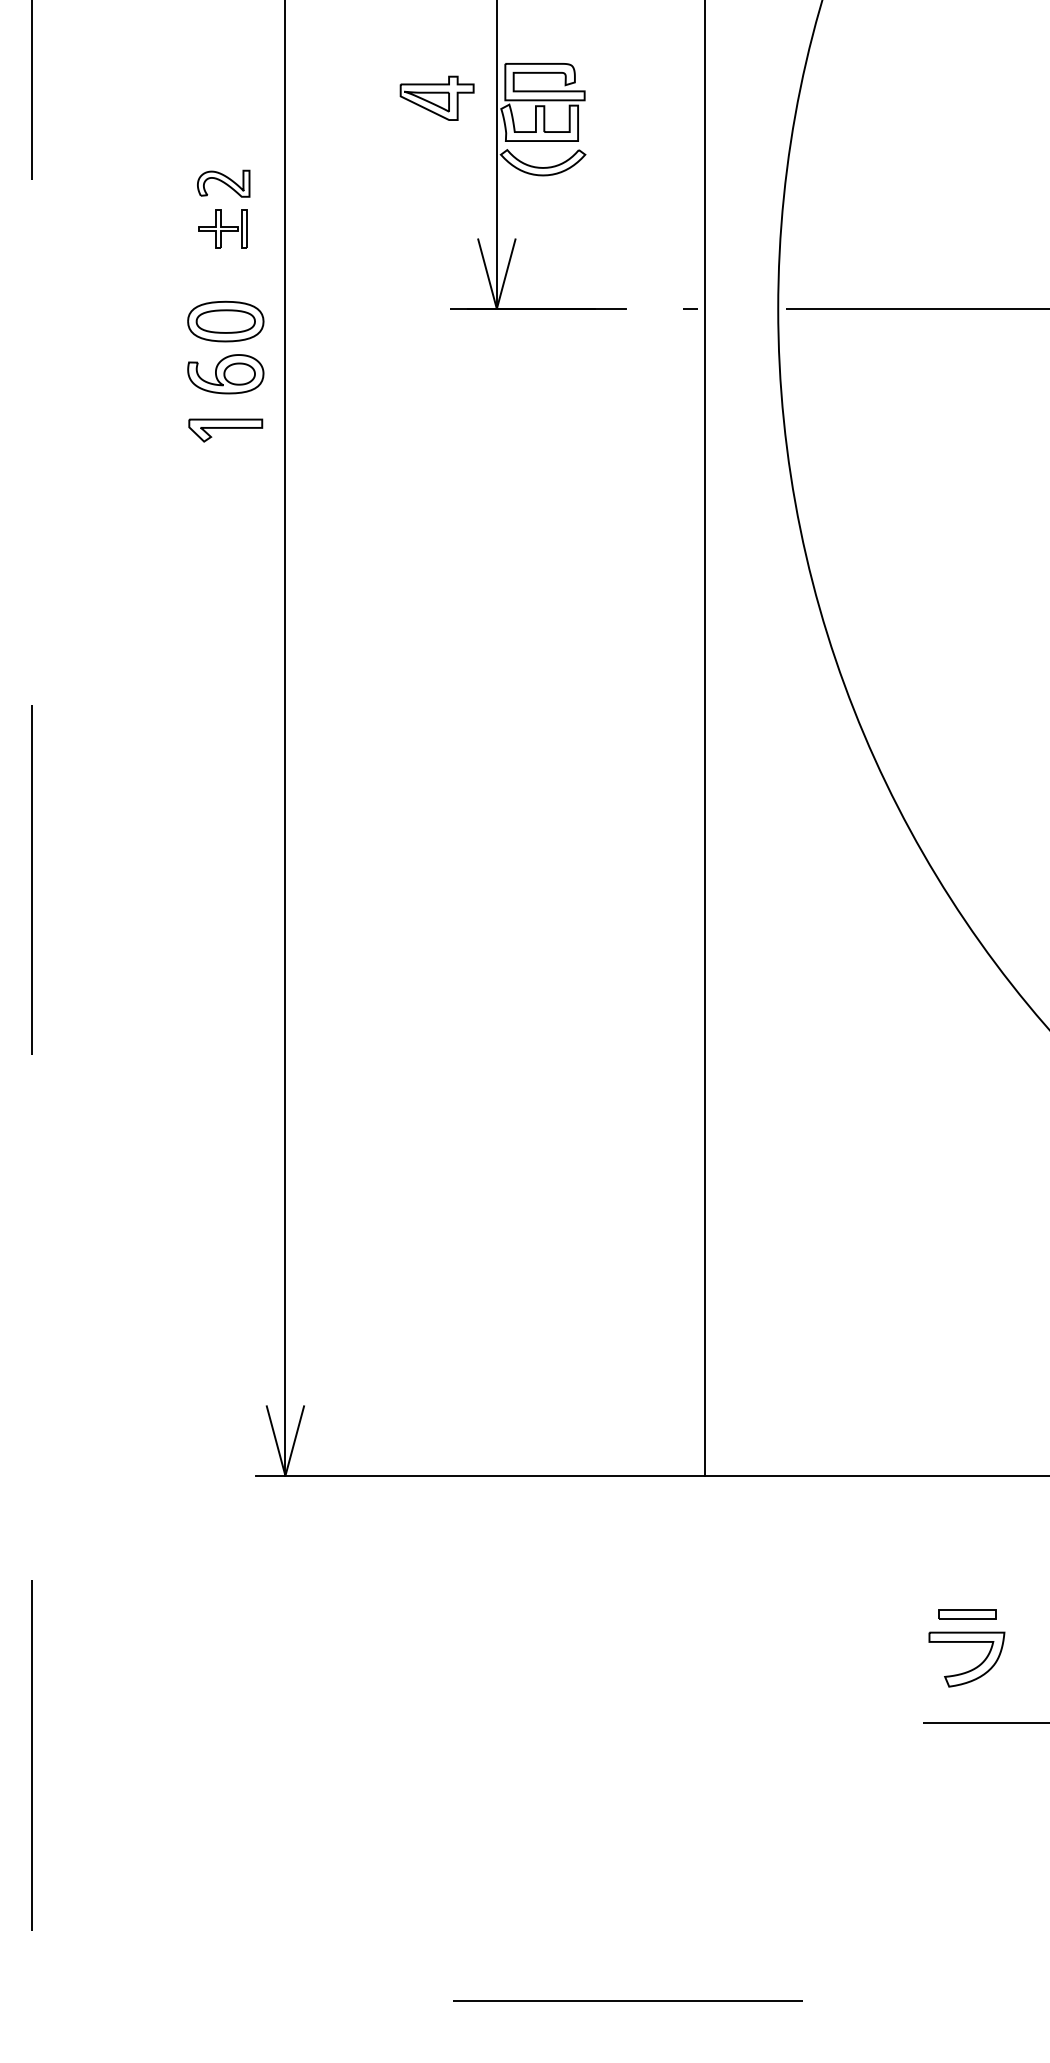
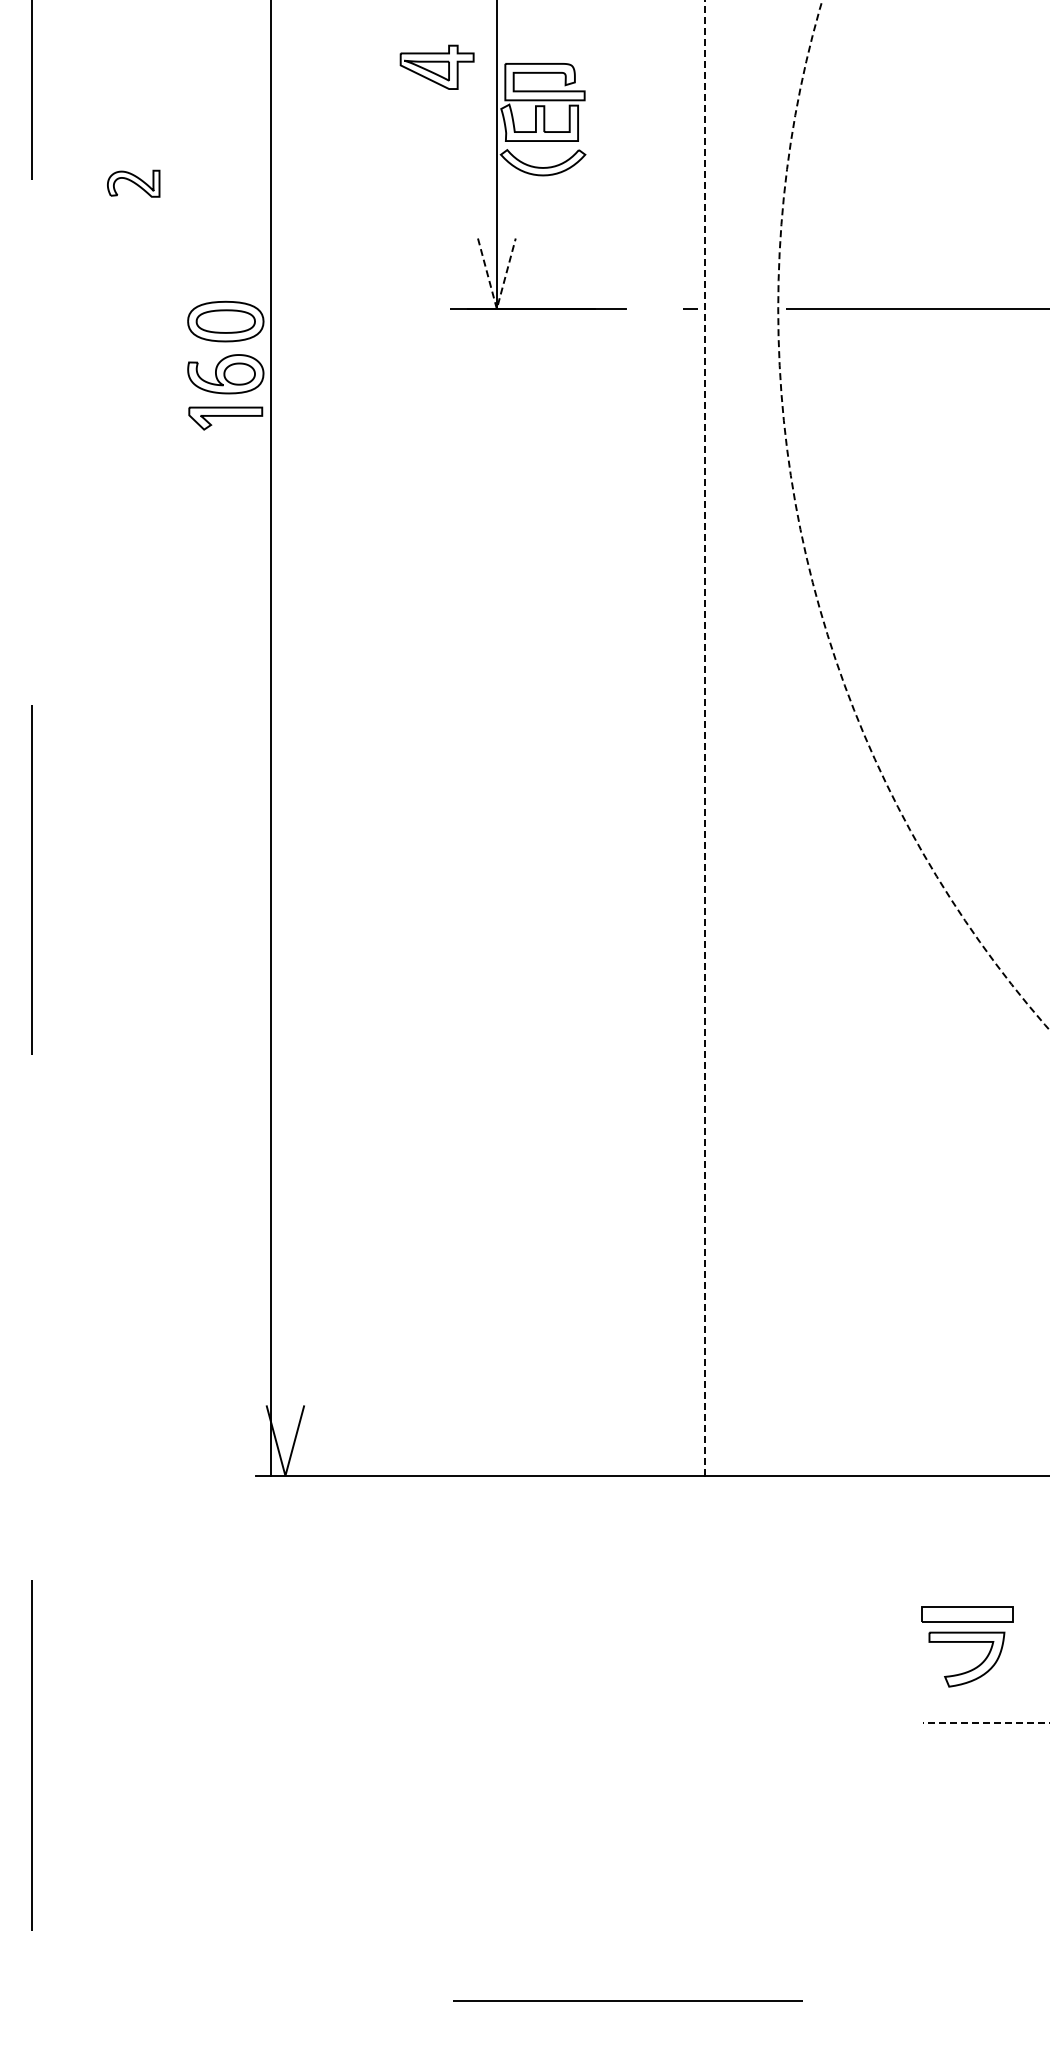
part position: (436, 97) -> (436, 66) (436, 66)
part position: (223, 183) -> (133, 183) (133, 183)
part: present -> none (222, 228)
line: solid -> dashed (496, 308)
part position: (225, 430) -> (225, 418) (225, 418)
circle: solid -> dashed (913, 514)
line: solid -> dashed (705, 737)
line position: (285, 738) -> (271, 738) (271, 738)
part size: 59x11 px -> 93x17 px (967, 1614)
line: solid -> dashed (985, 1723)
